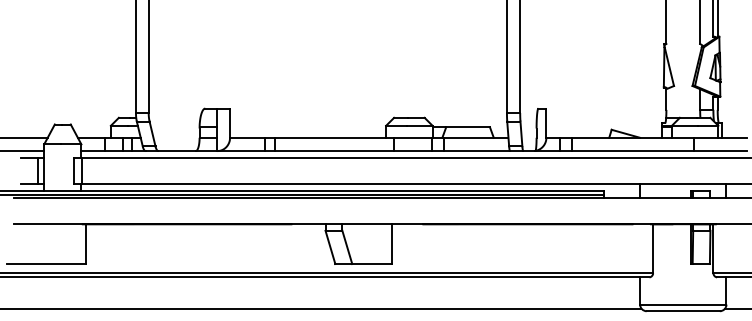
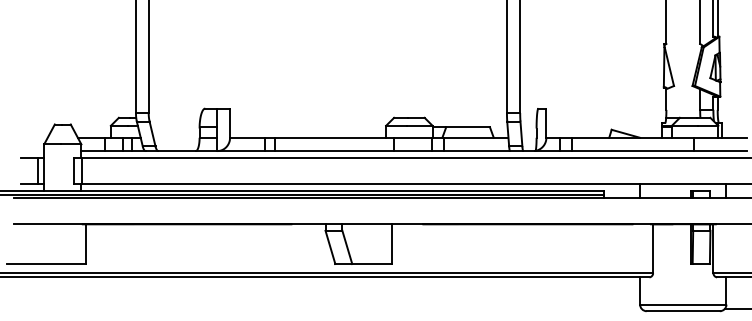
line: present -> none (24, 137)
line: present -> none (23, 151)
line: present -> none (321, 308)
